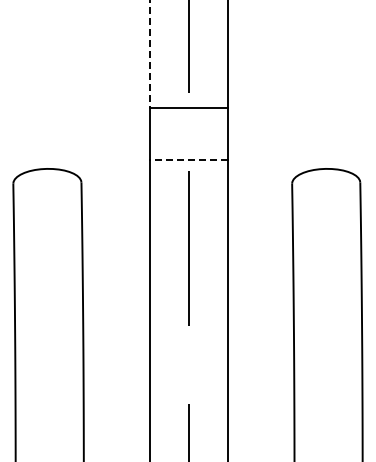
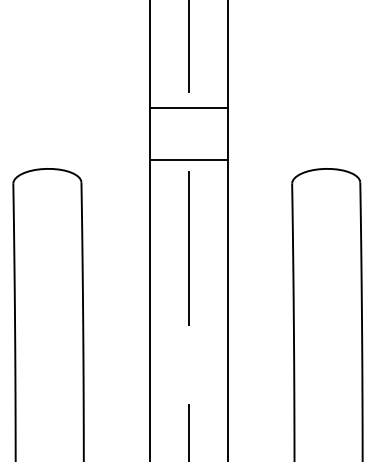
line: dashed -> solid (150, 54)
line: dashed -> solid (189, 160)
